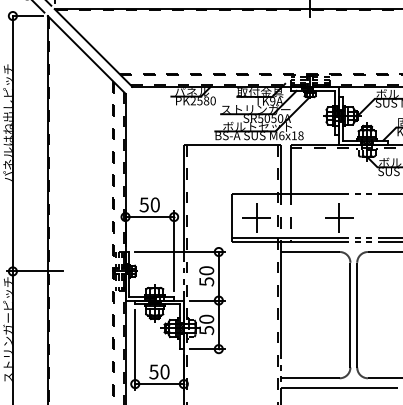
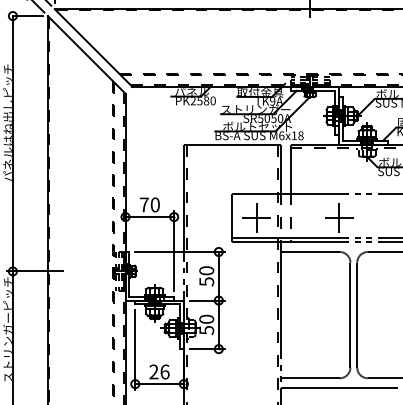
text: 50 -> 70 (143, 204)
text: 50 -> 26 (159, 371)
